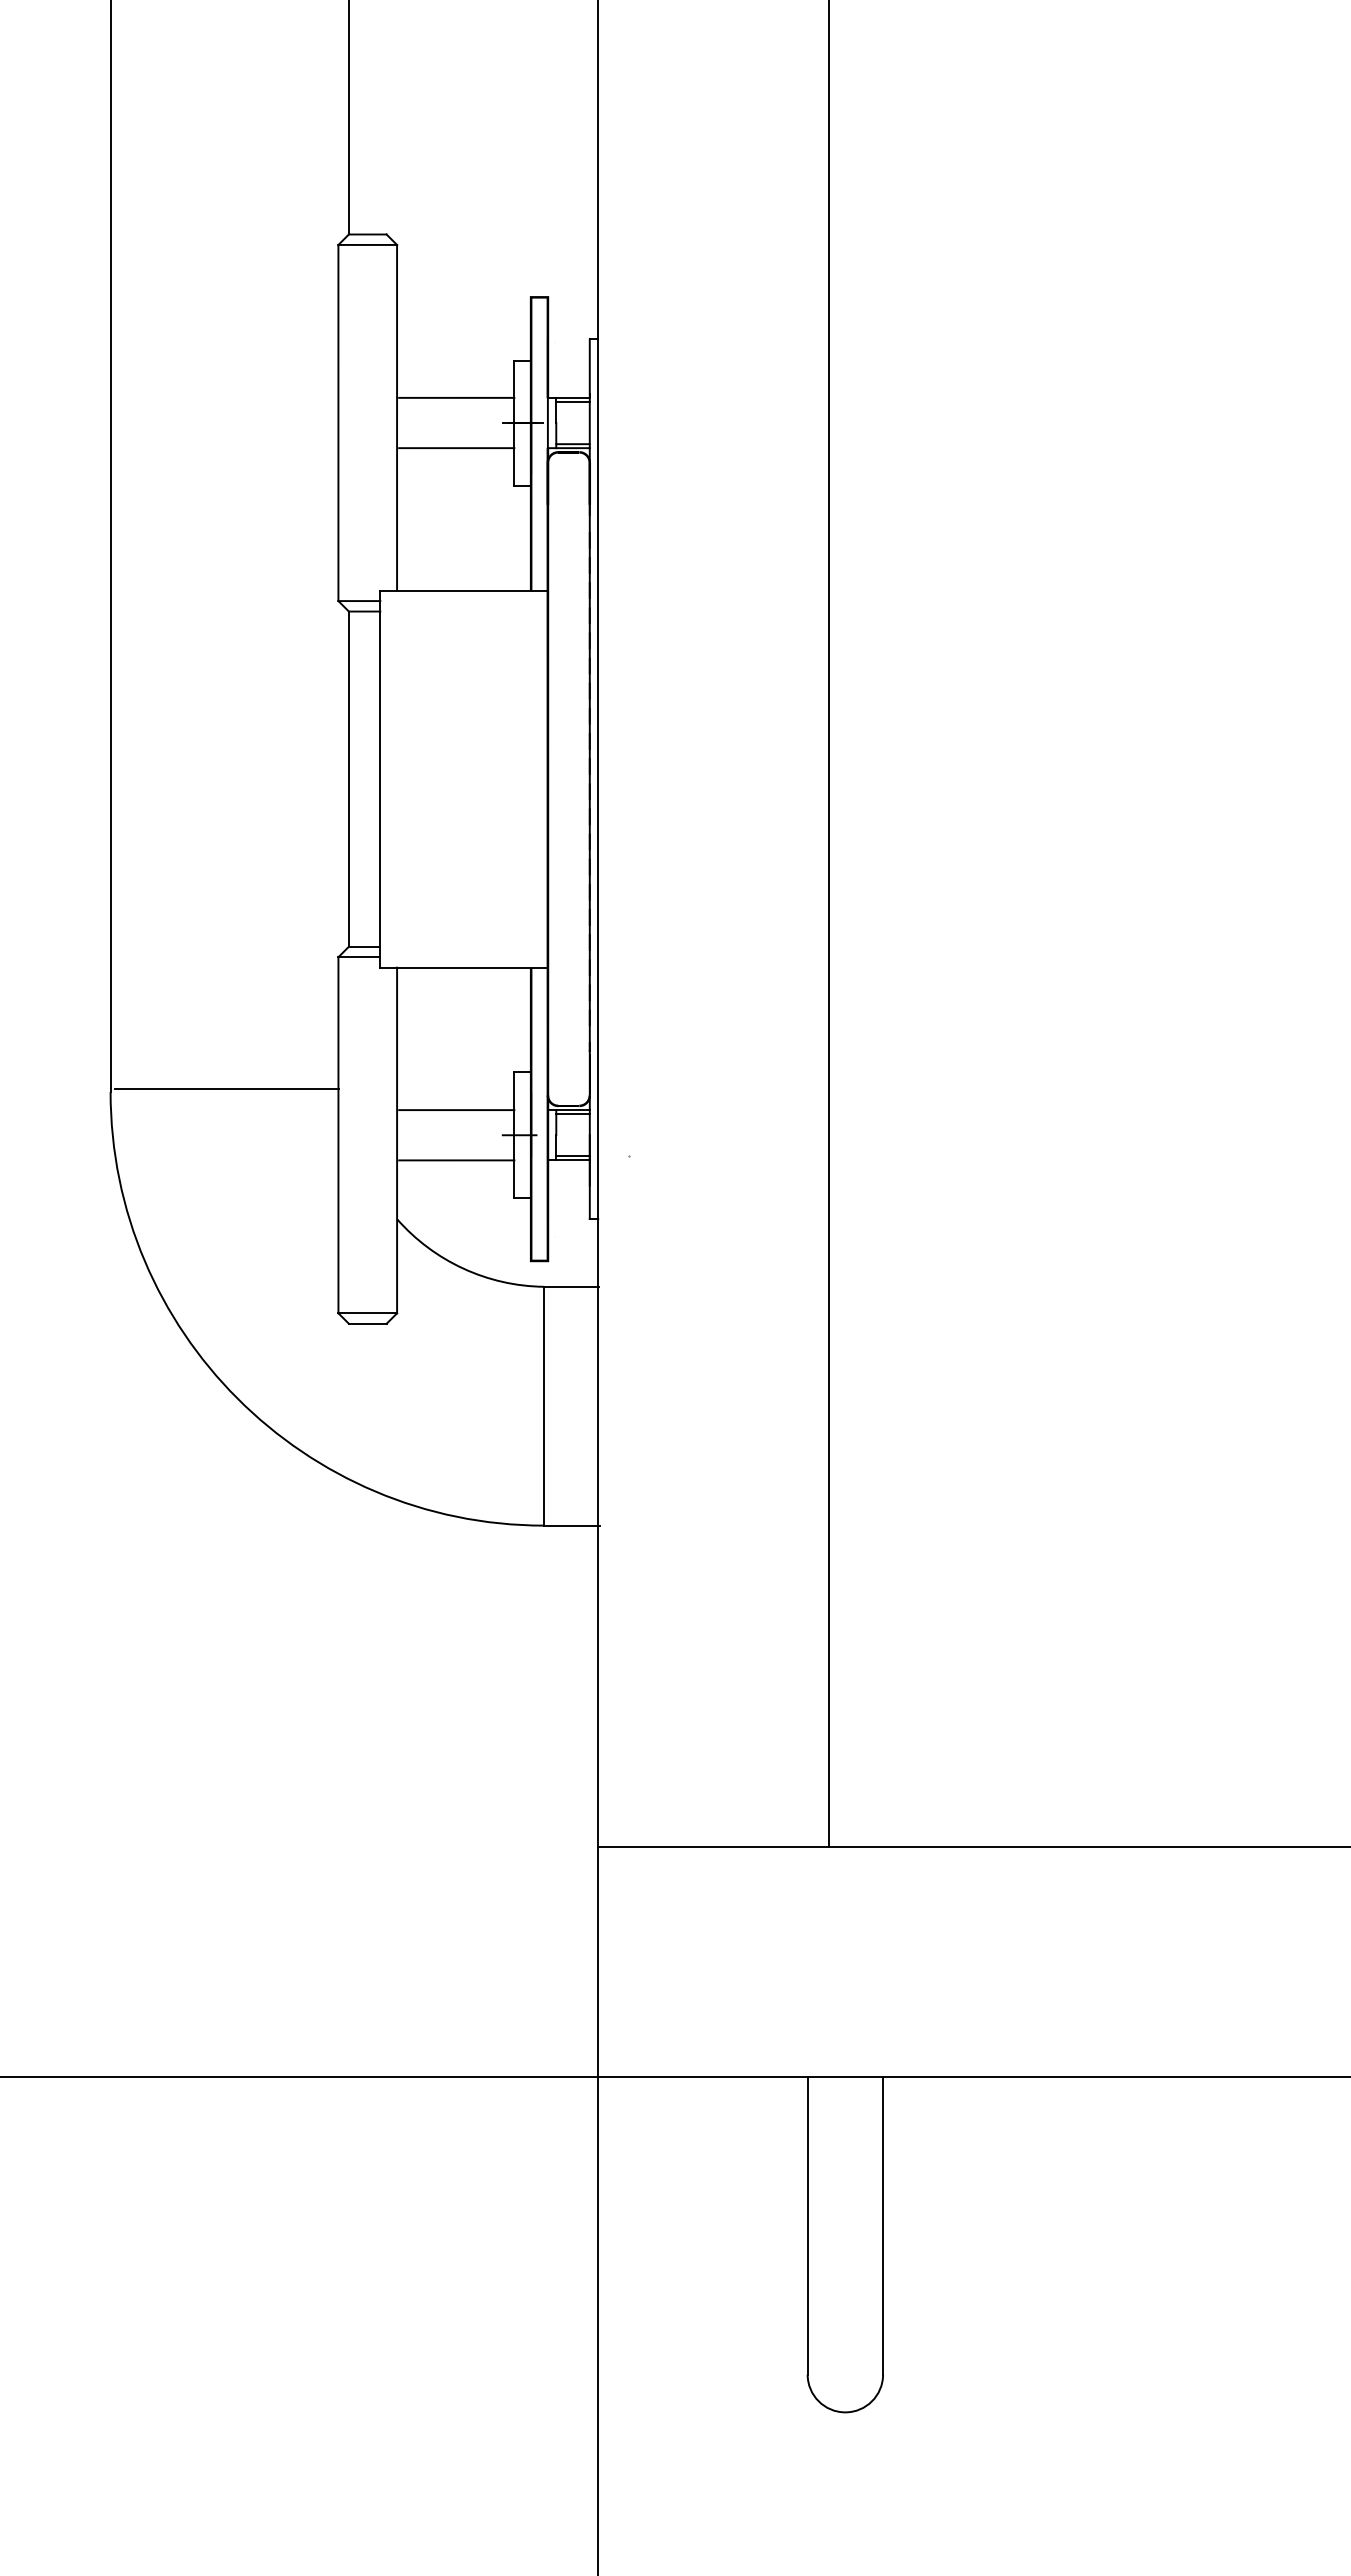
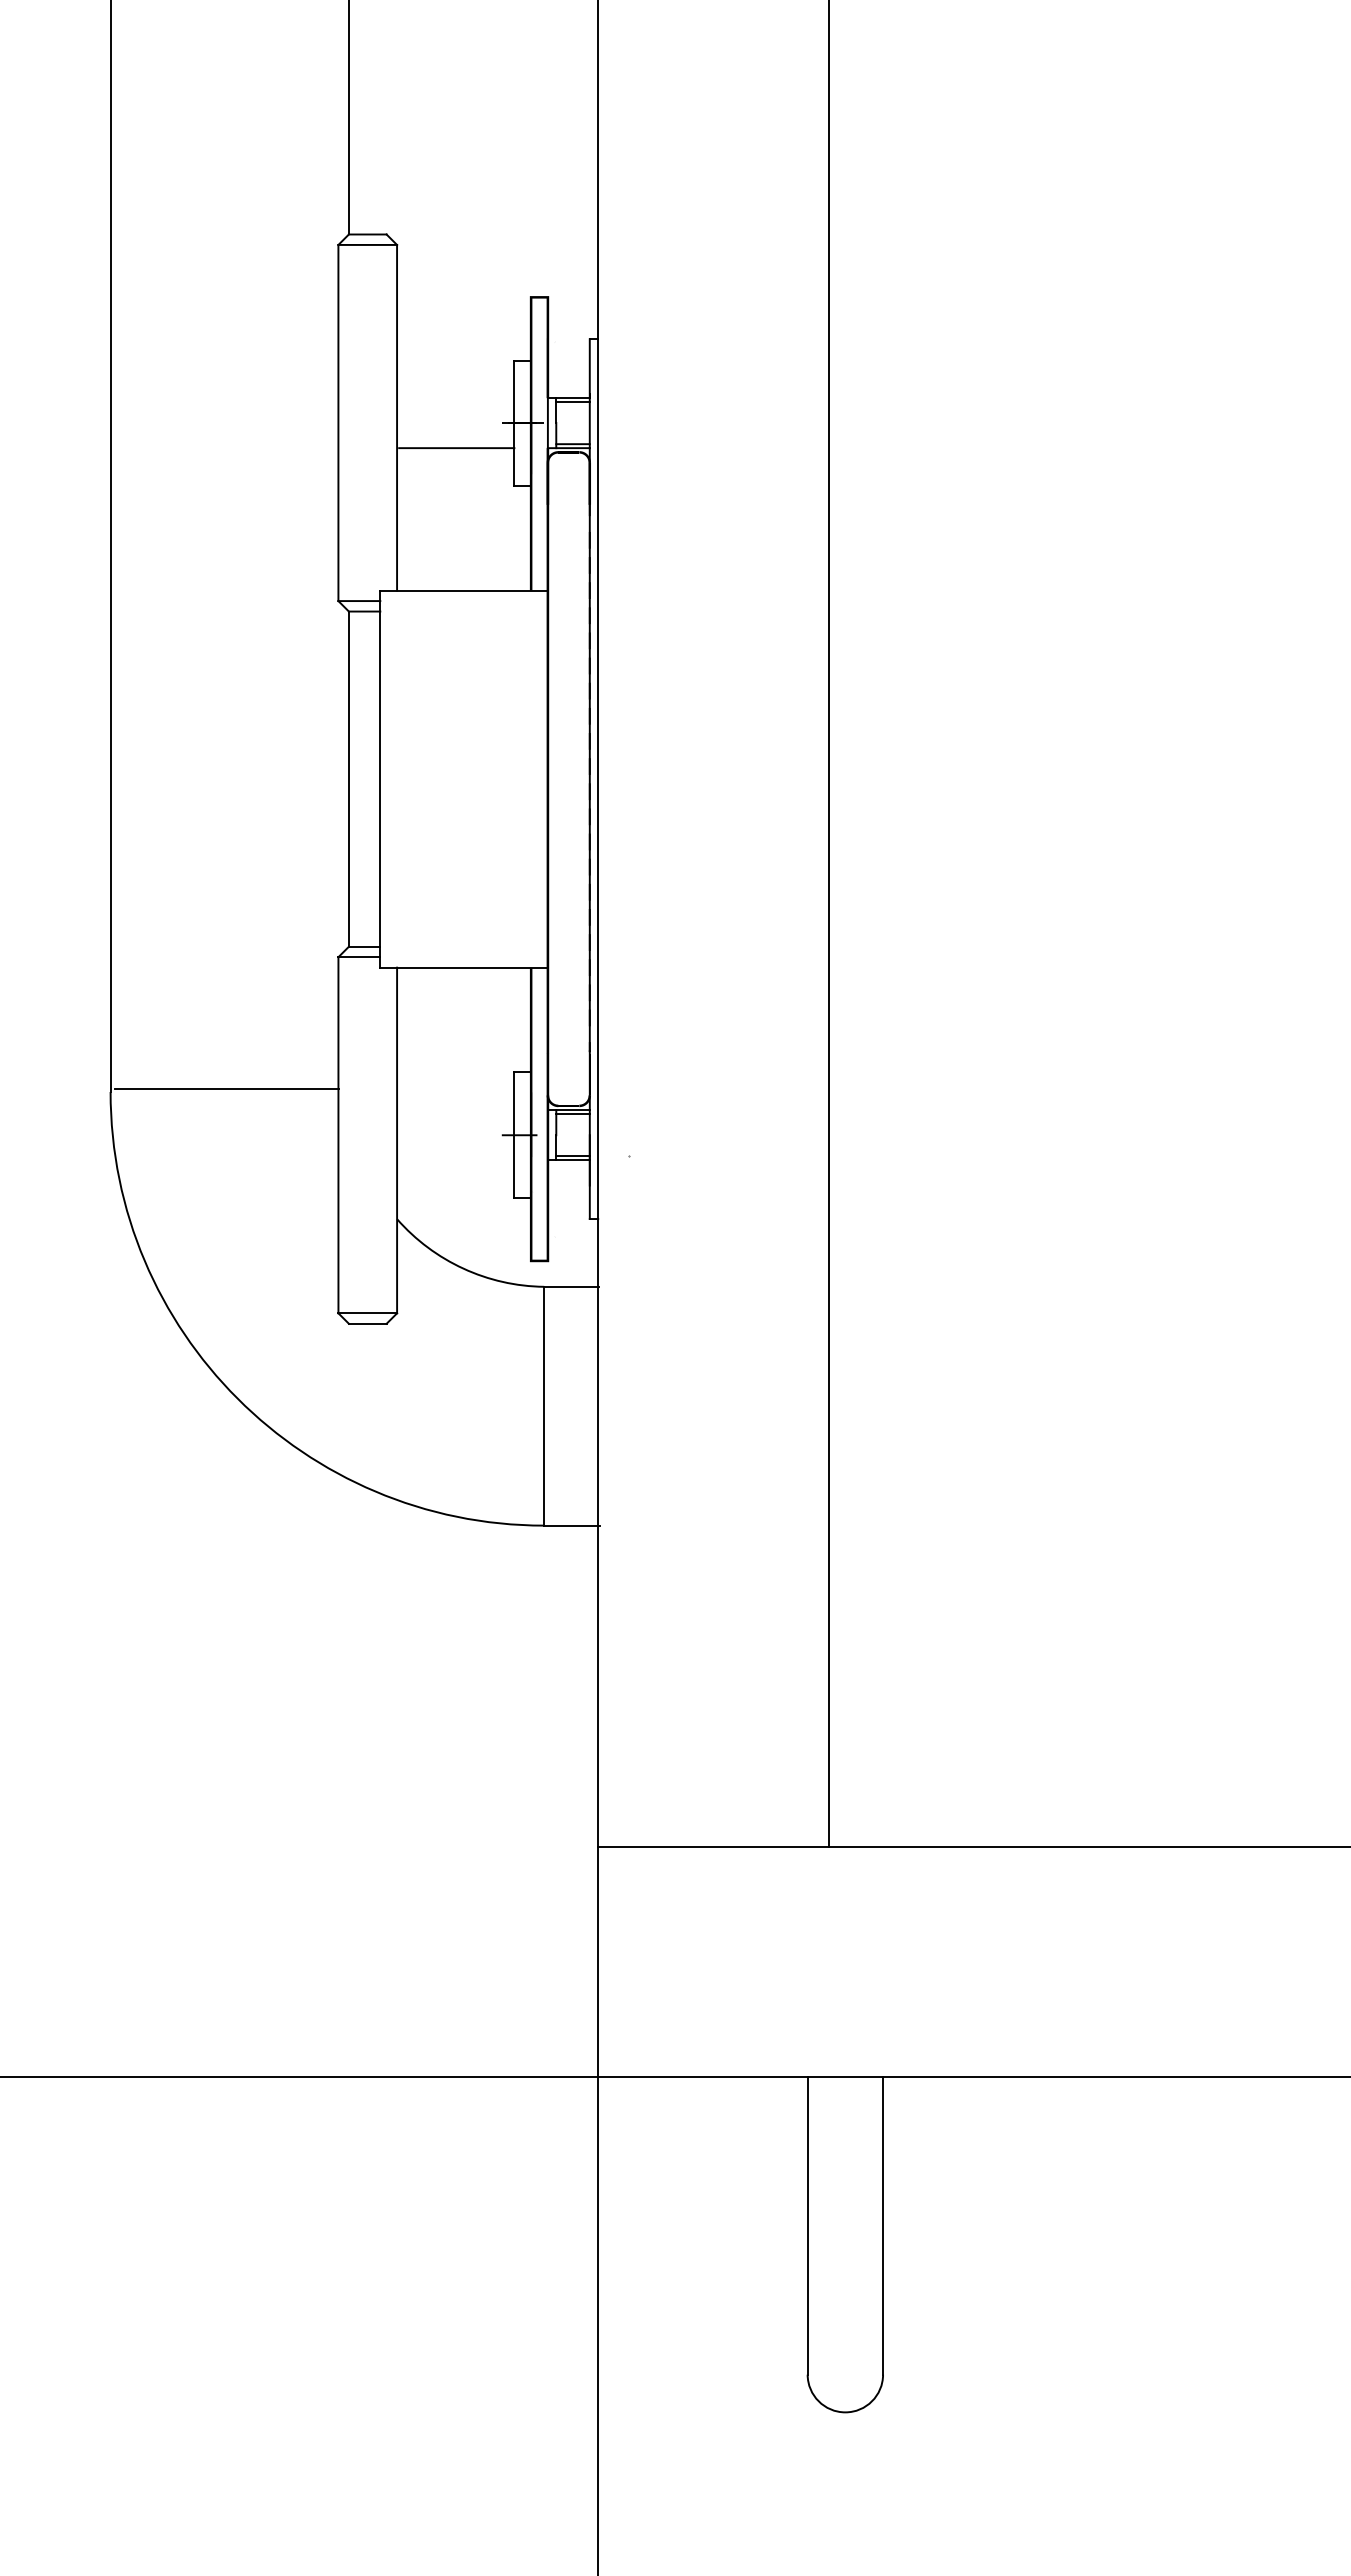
line: present -> none (456, 397)
line: present -> none (456, 1110)
line: present -> none (456, 1160)
